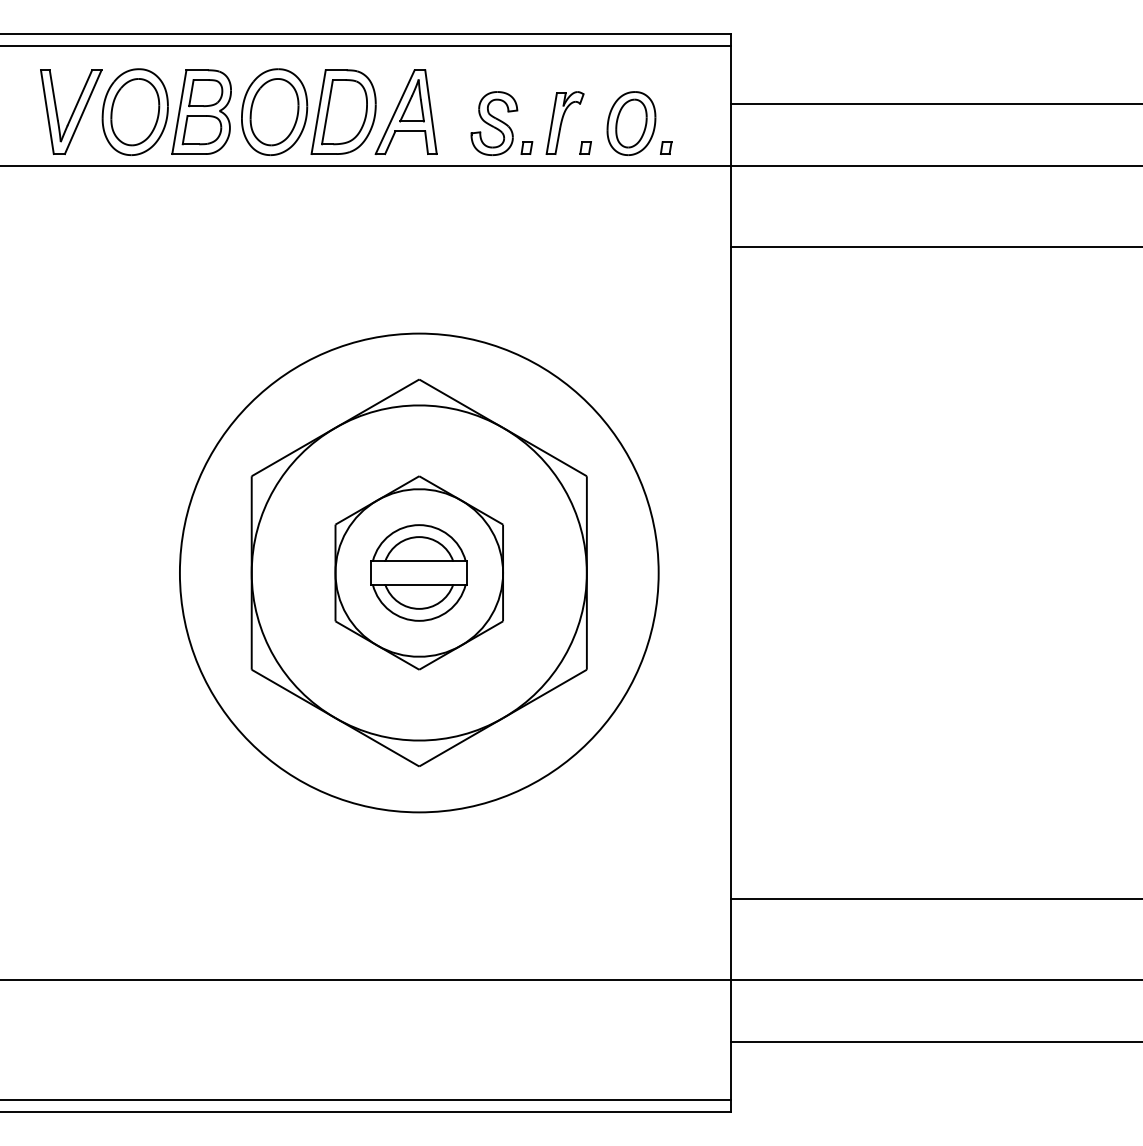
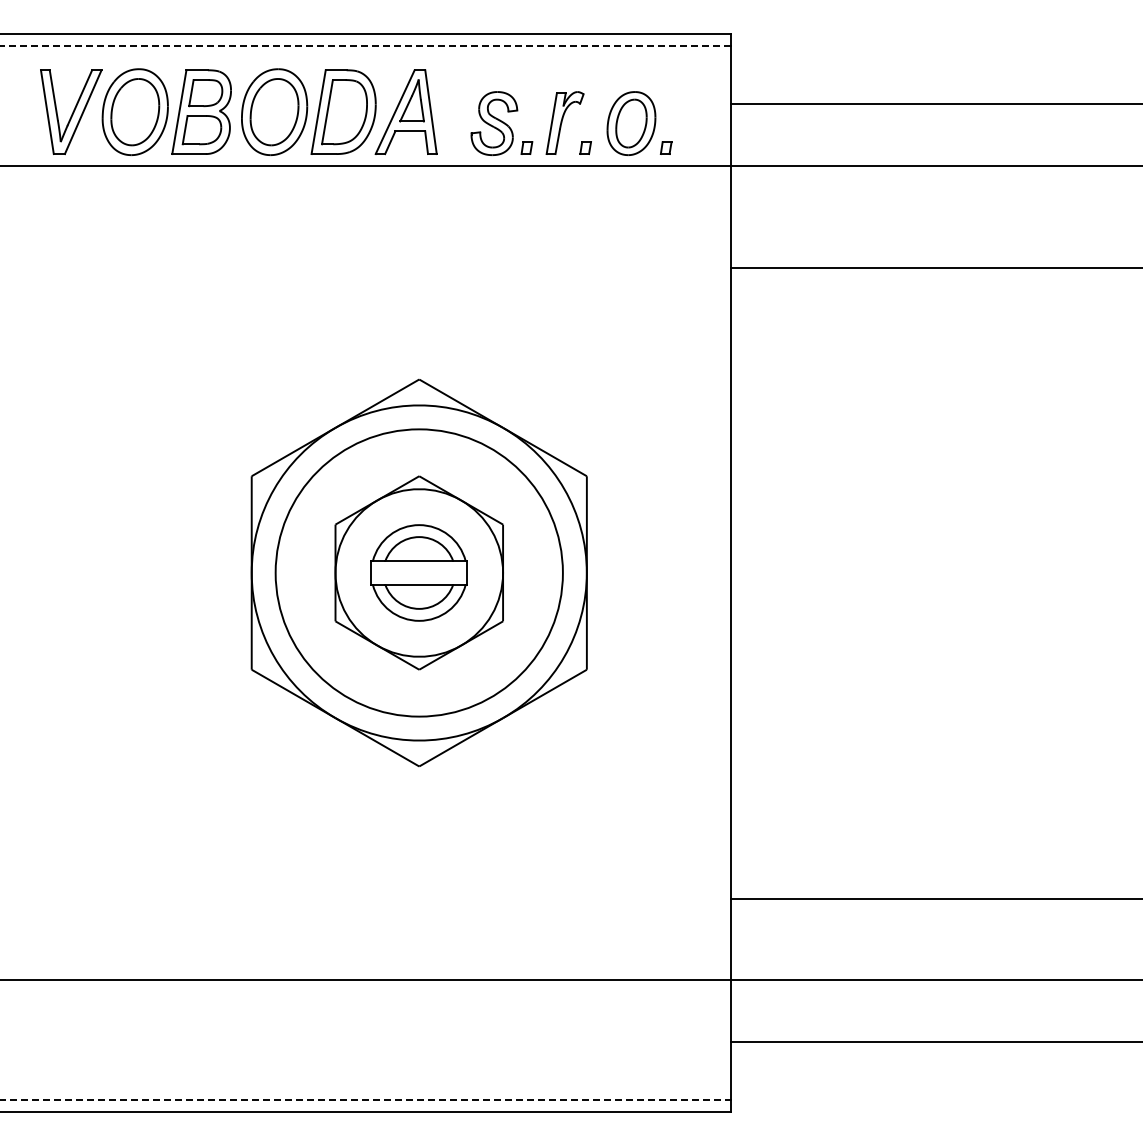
line: solid -> dashed (364, 46)
line position: (934, 247) -> (934, 268) (934, 268)
circle diameter: 479 px -> 287 px (418, 572)
line: solid -> dashed (365, 1099)
